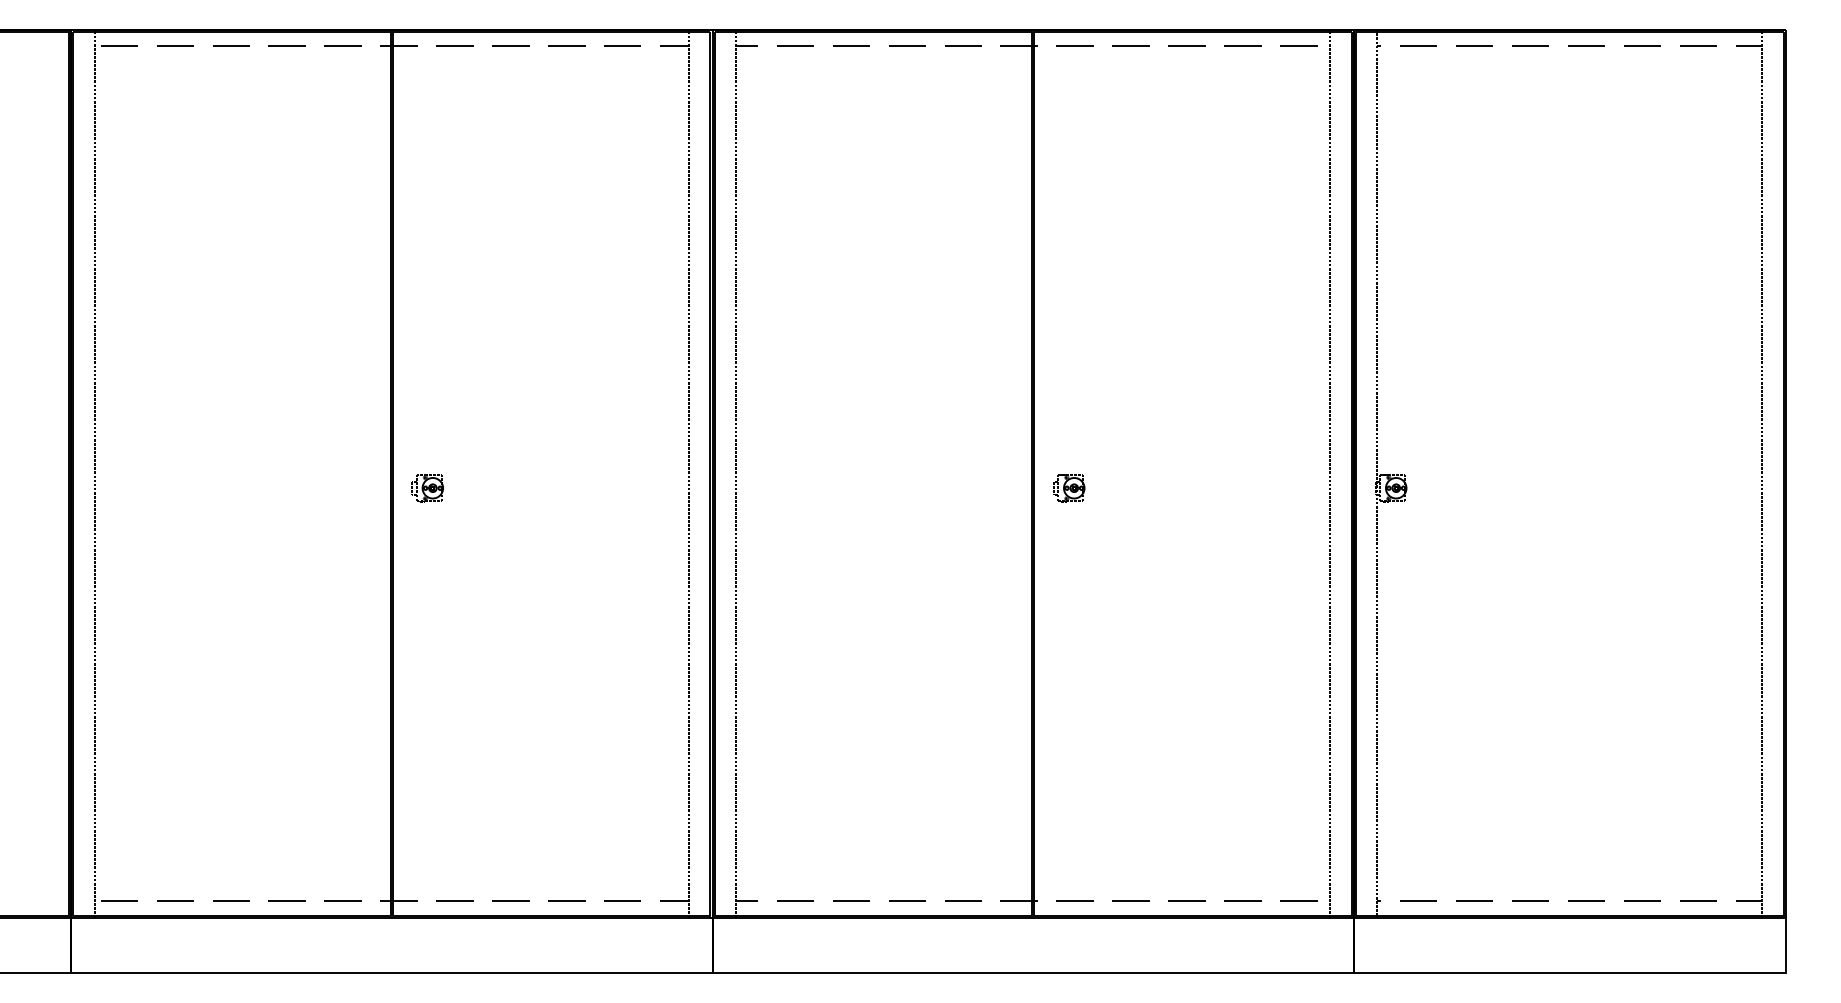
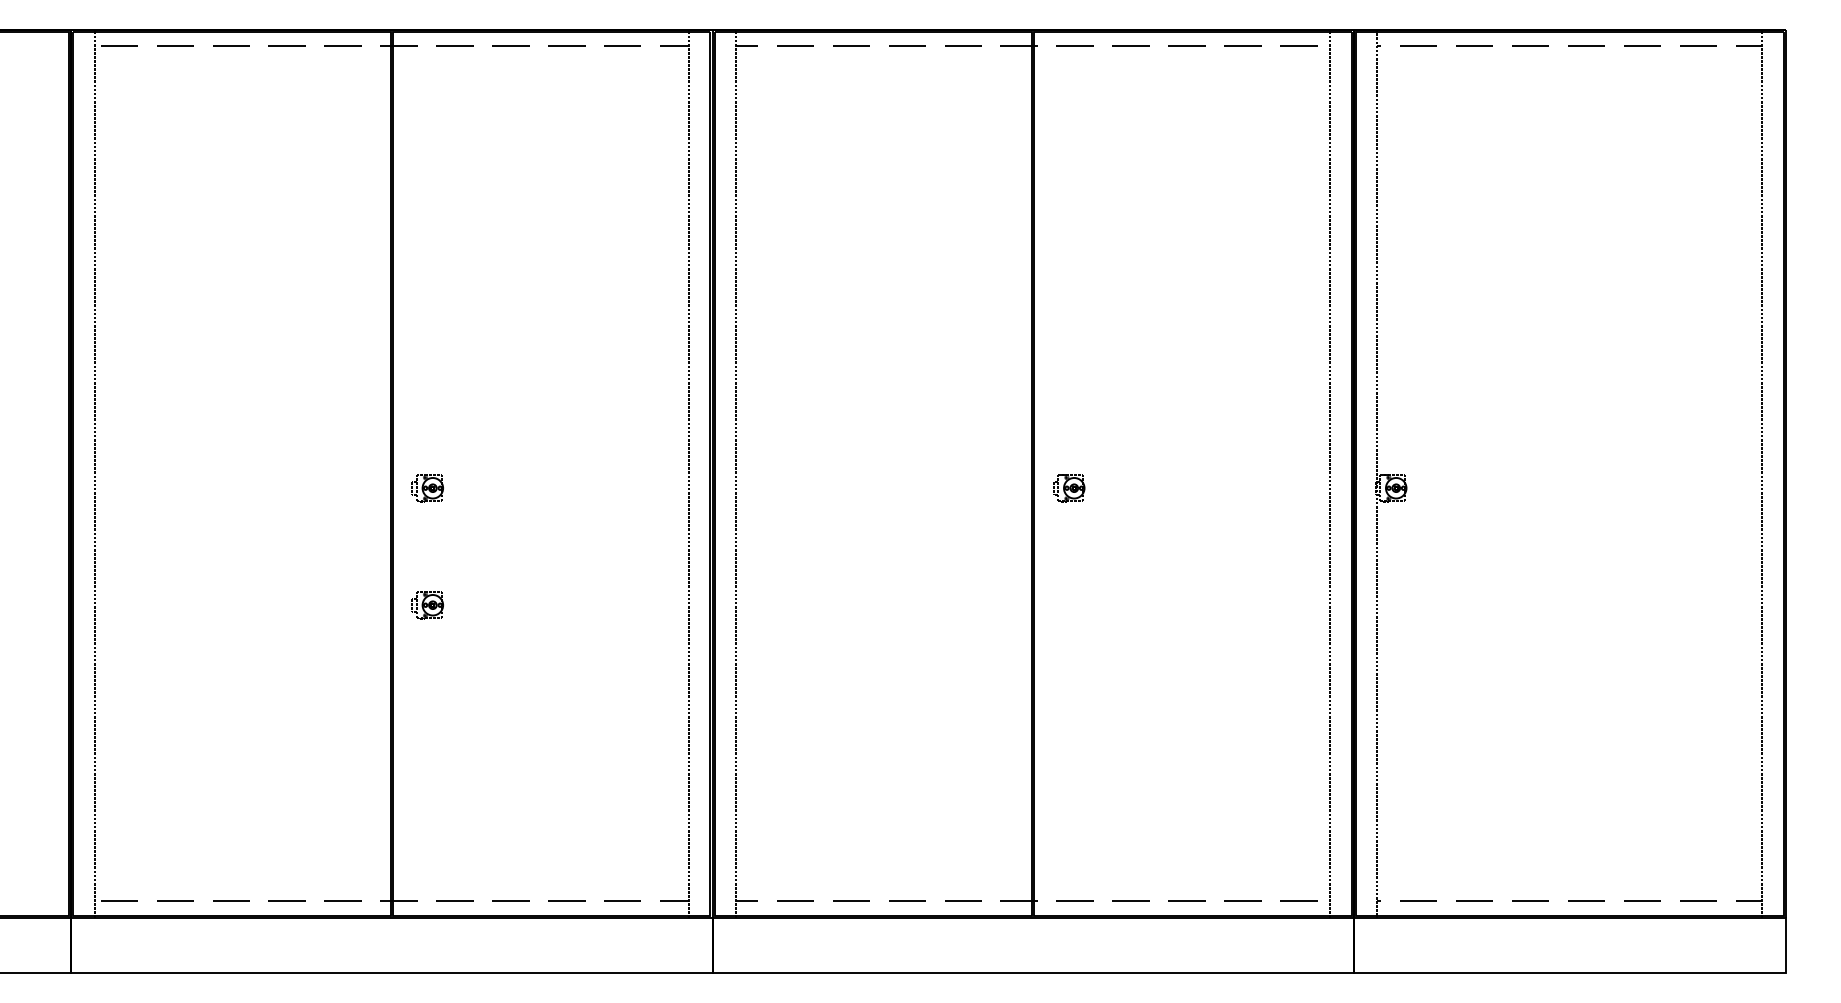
part: none -> present (427, 605)
